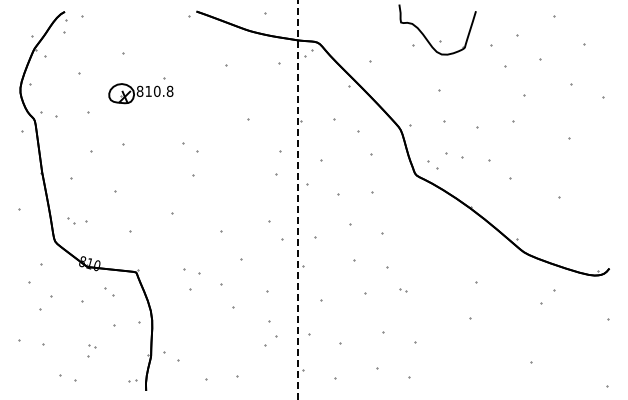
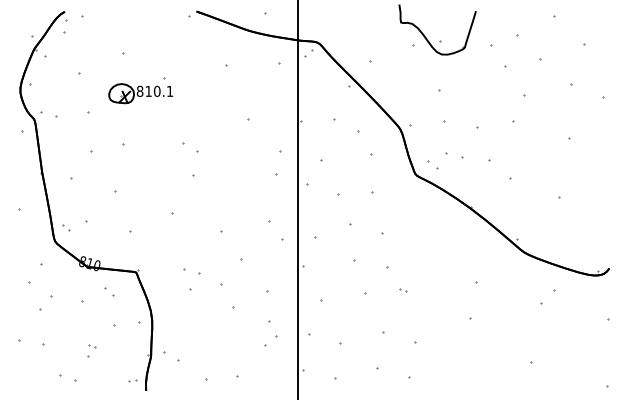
text: 810.8 -> 810.1 (169, 90)
line: dashed -> solid (298, 199)
part position: (71, 220) -> (66, 227) (66, 227)
